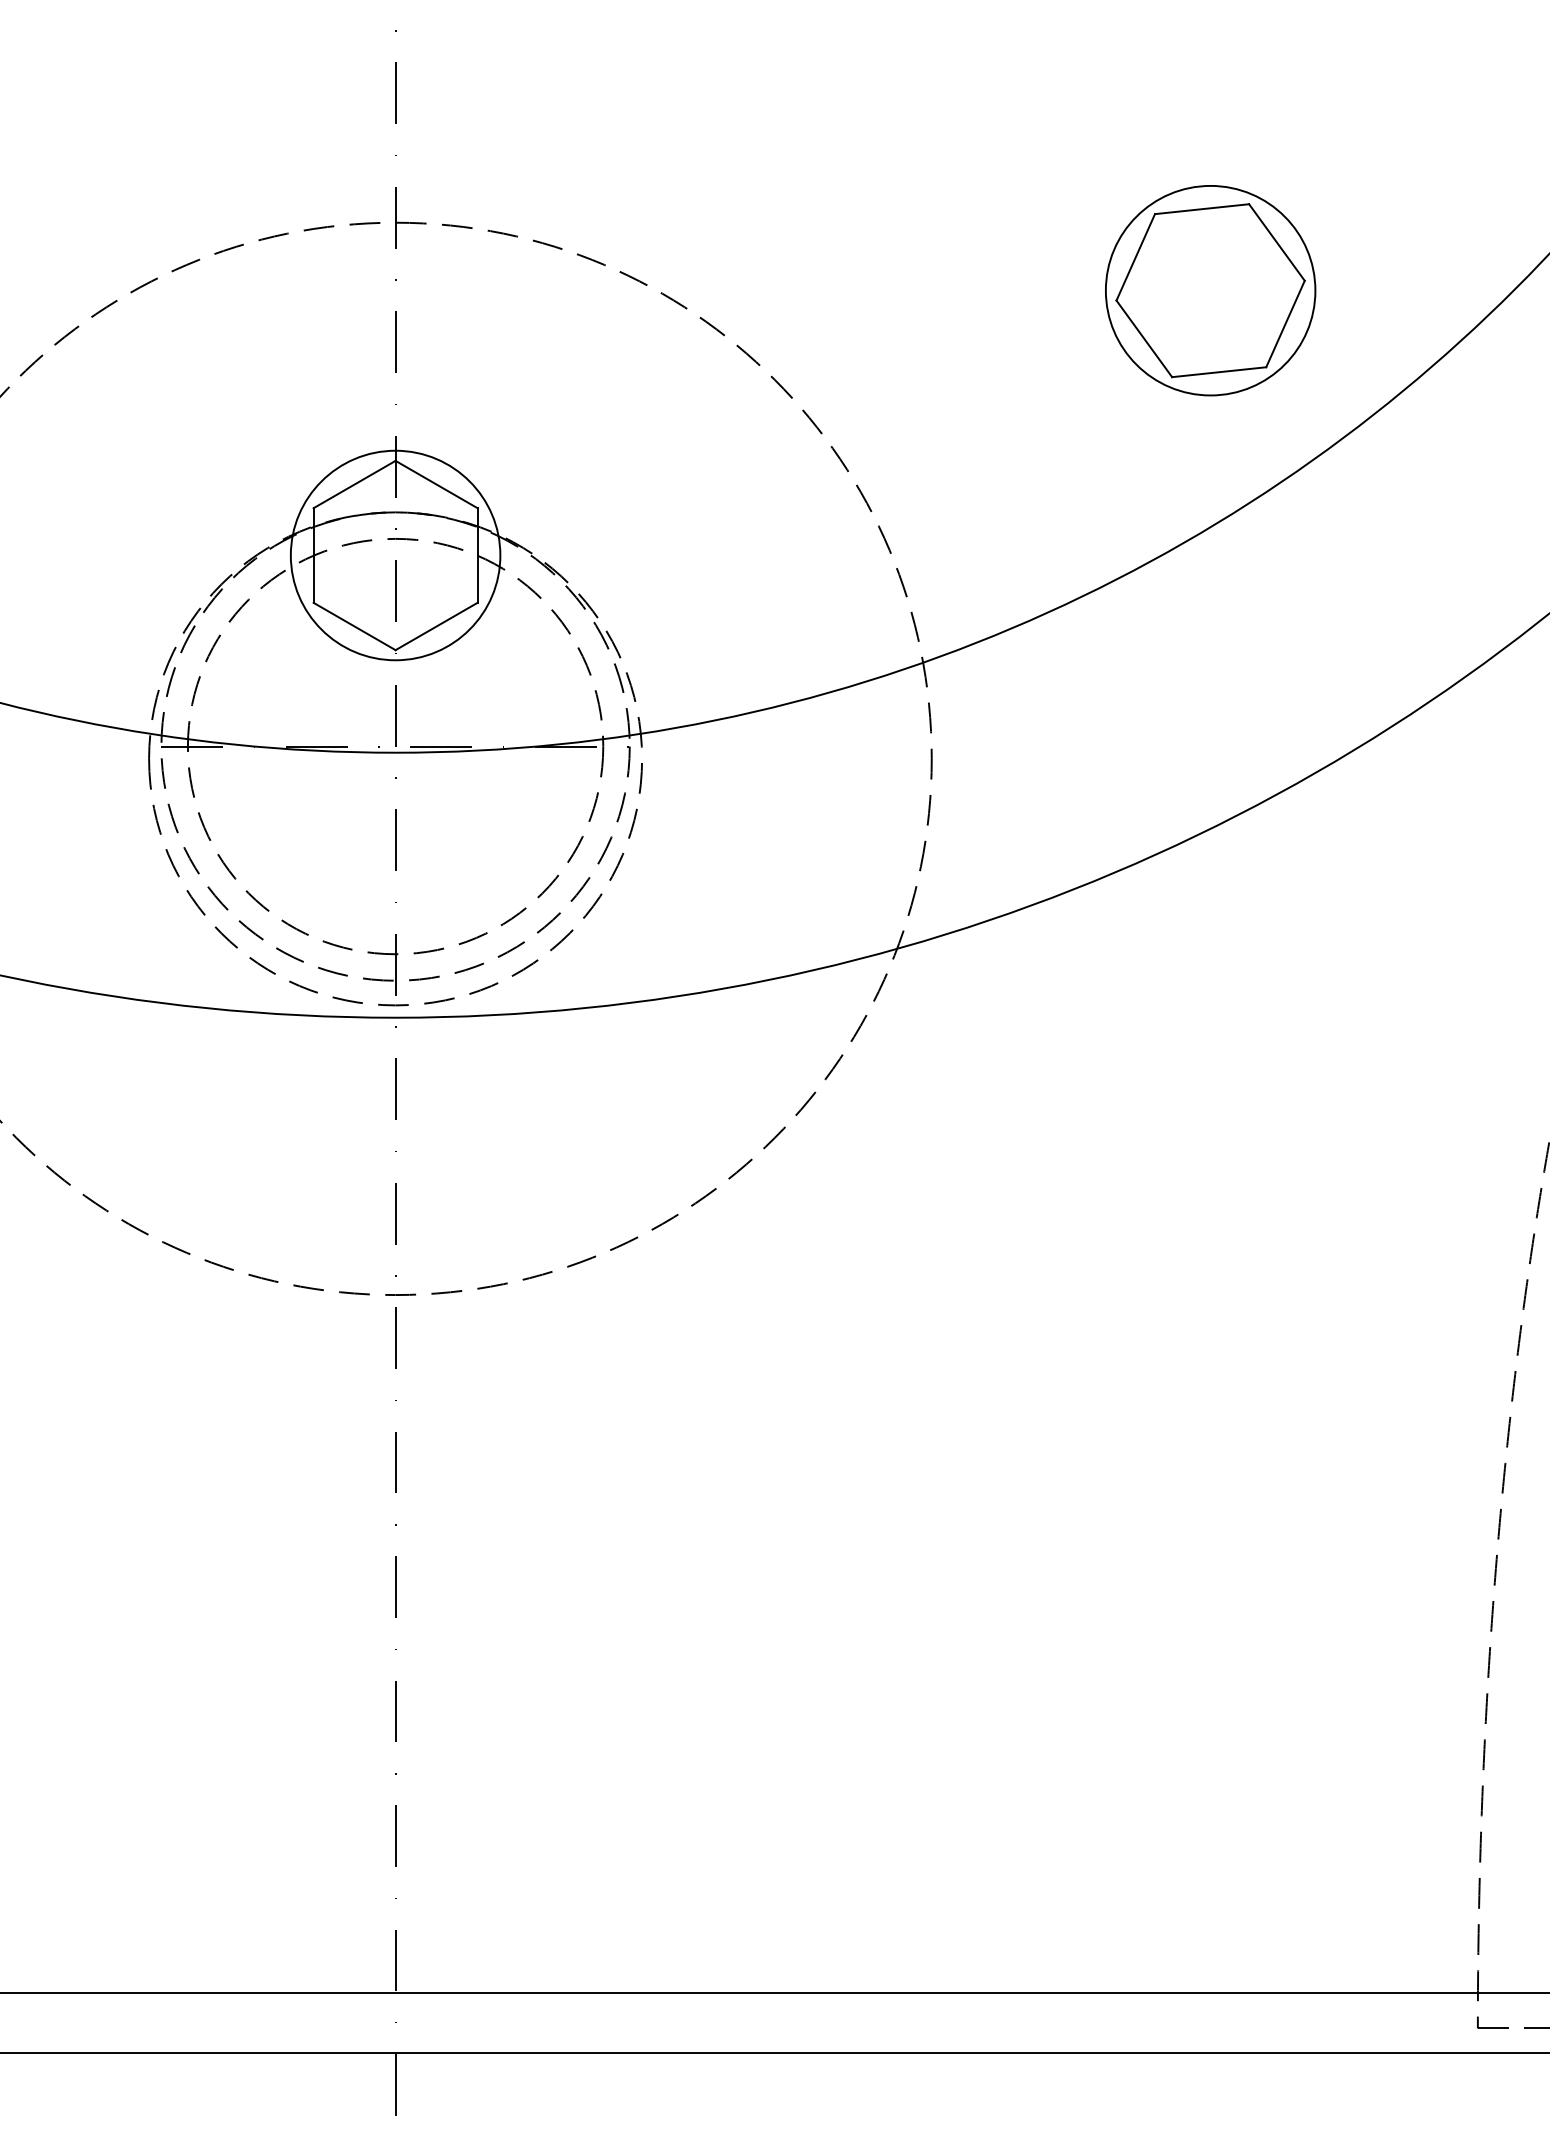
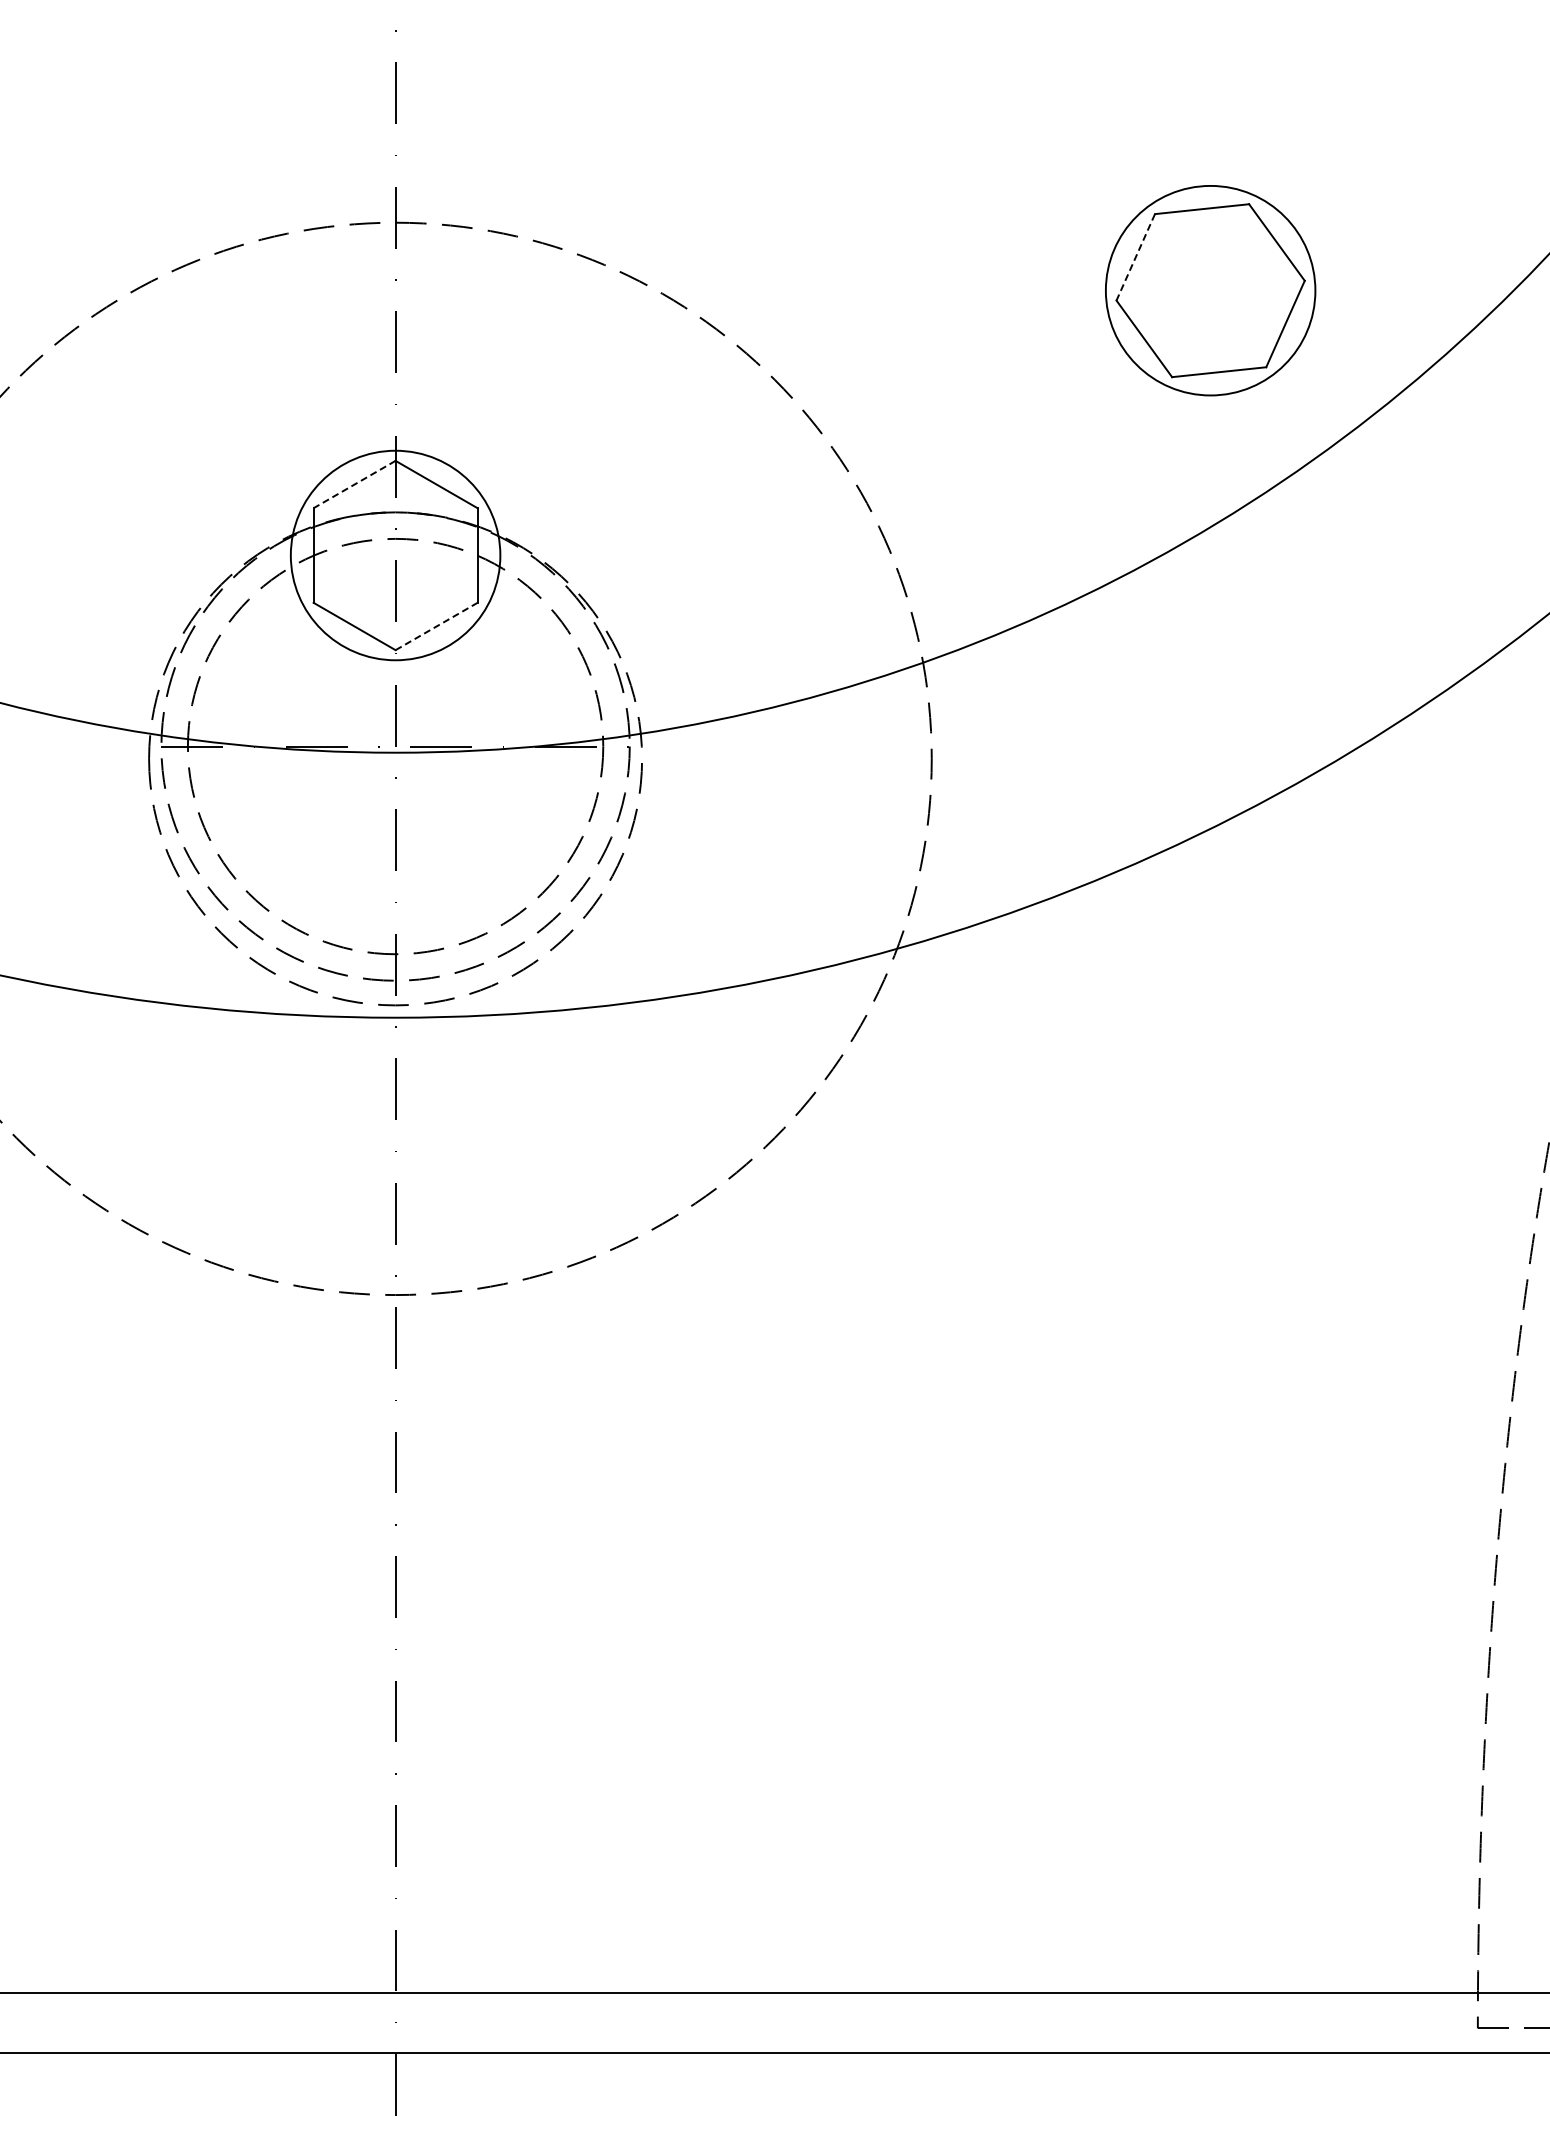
line: solid -> dashed (1135, 257)
line: solid -> dashed (354, 484)
line: solid -> dashed (437, 626)
